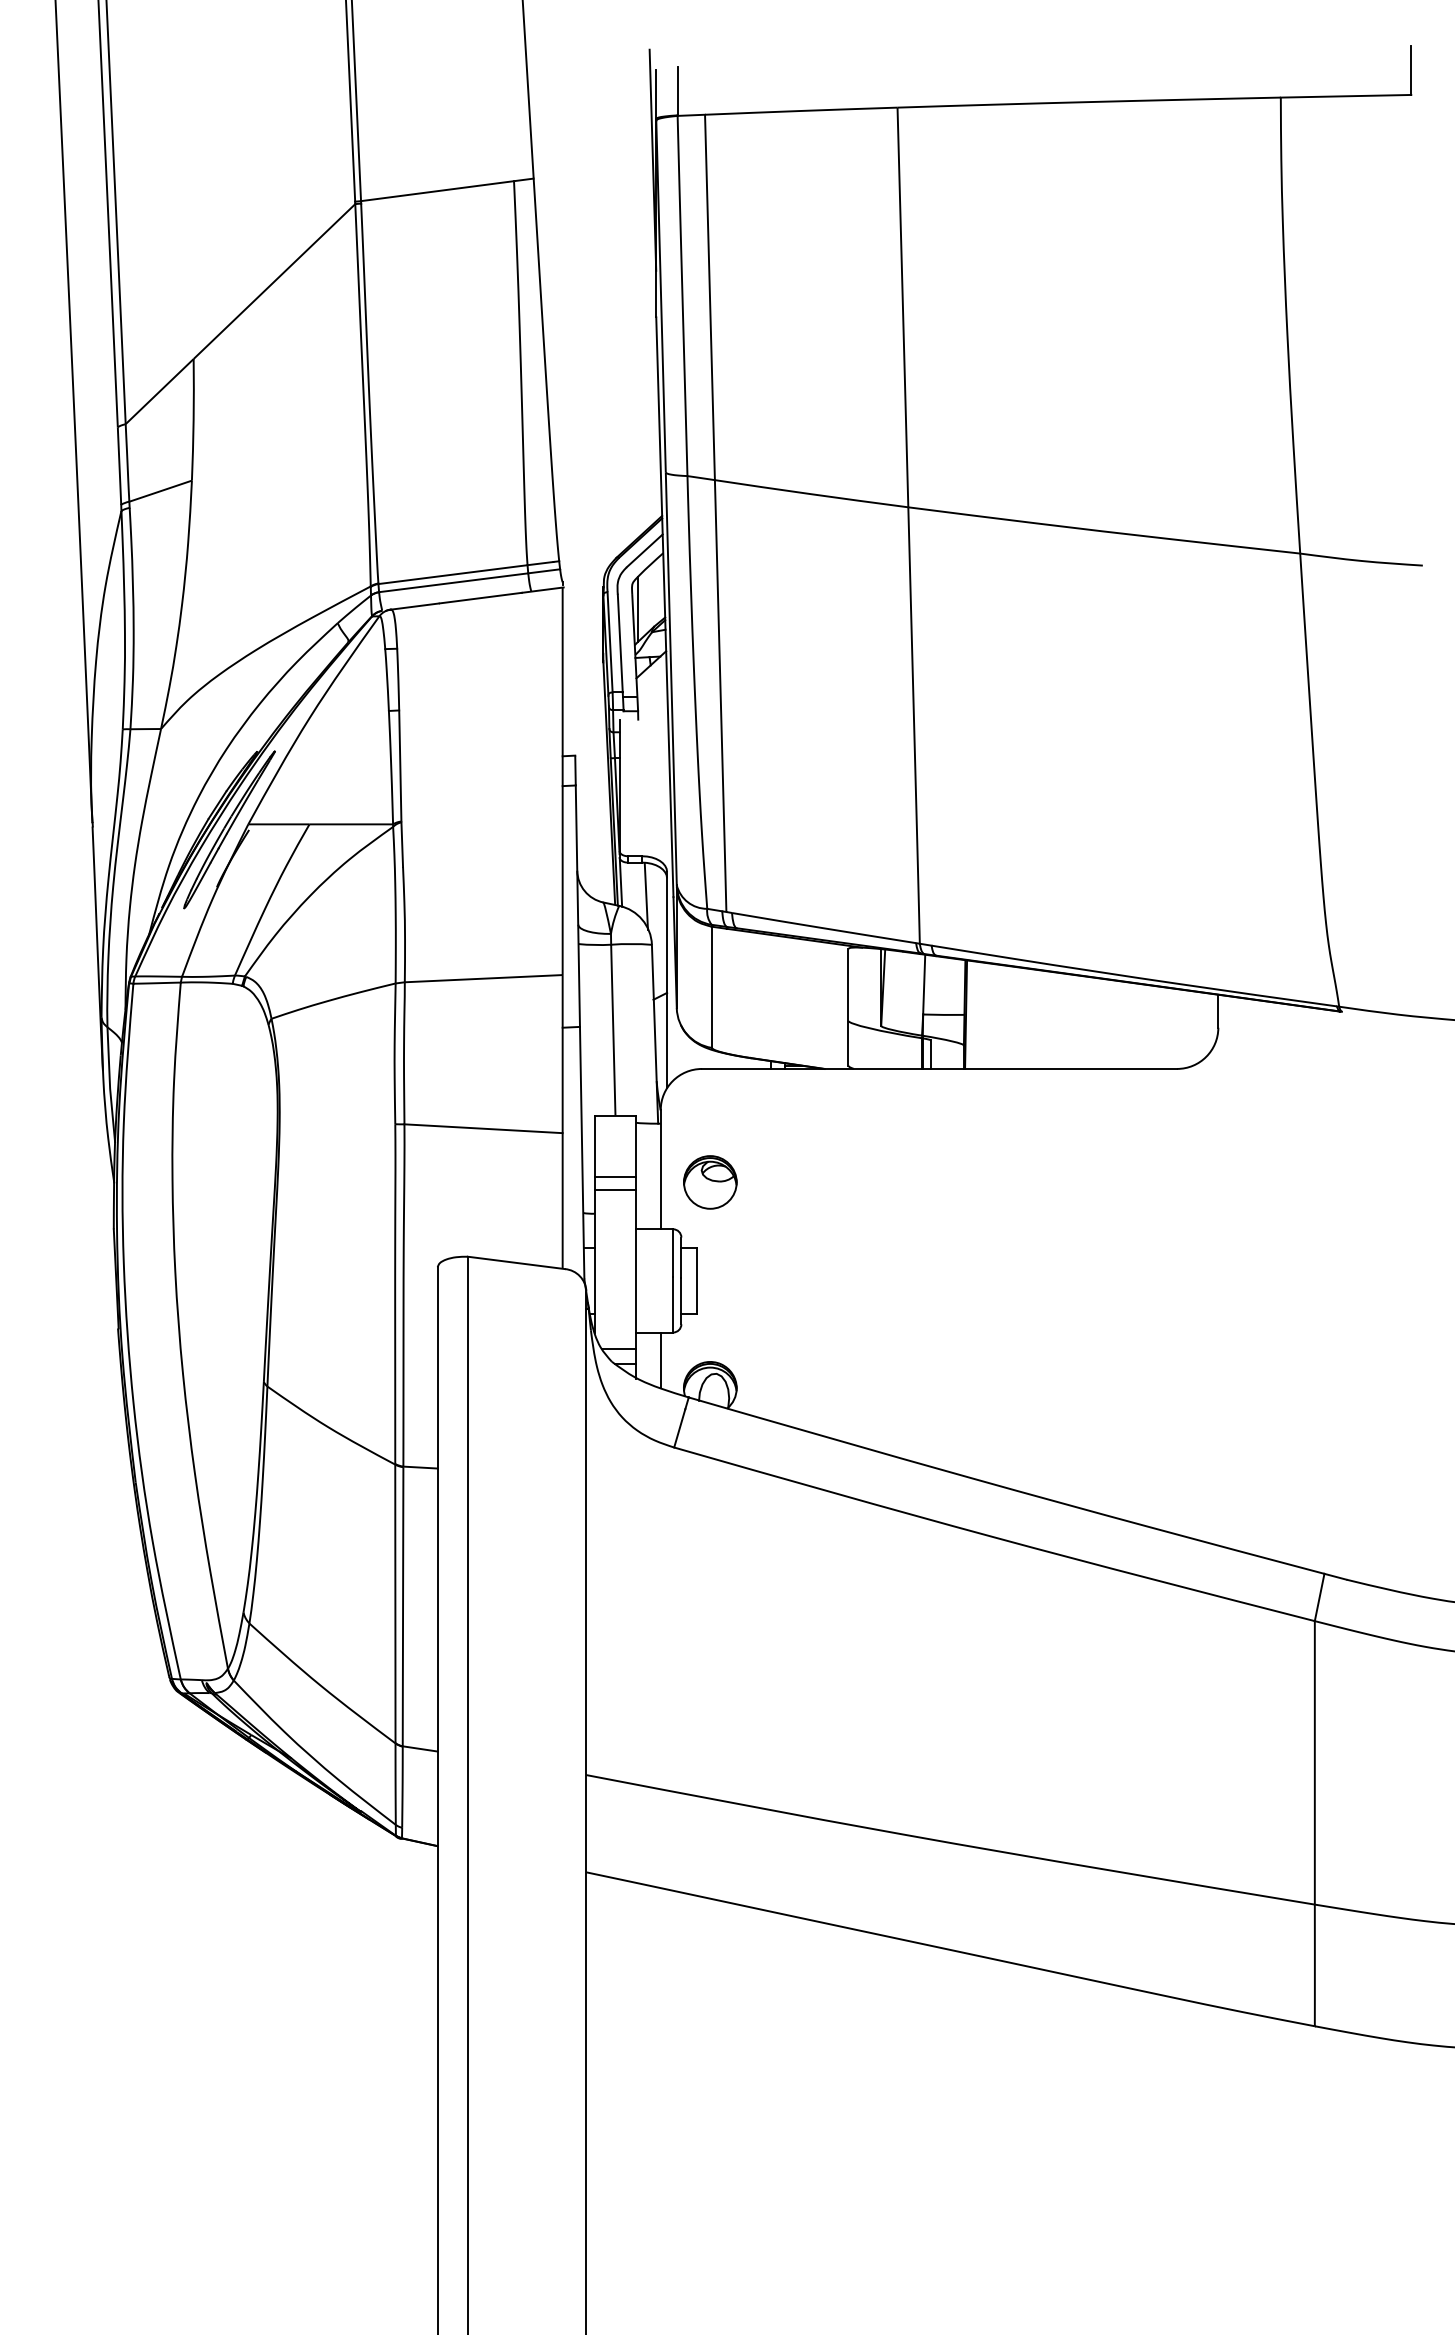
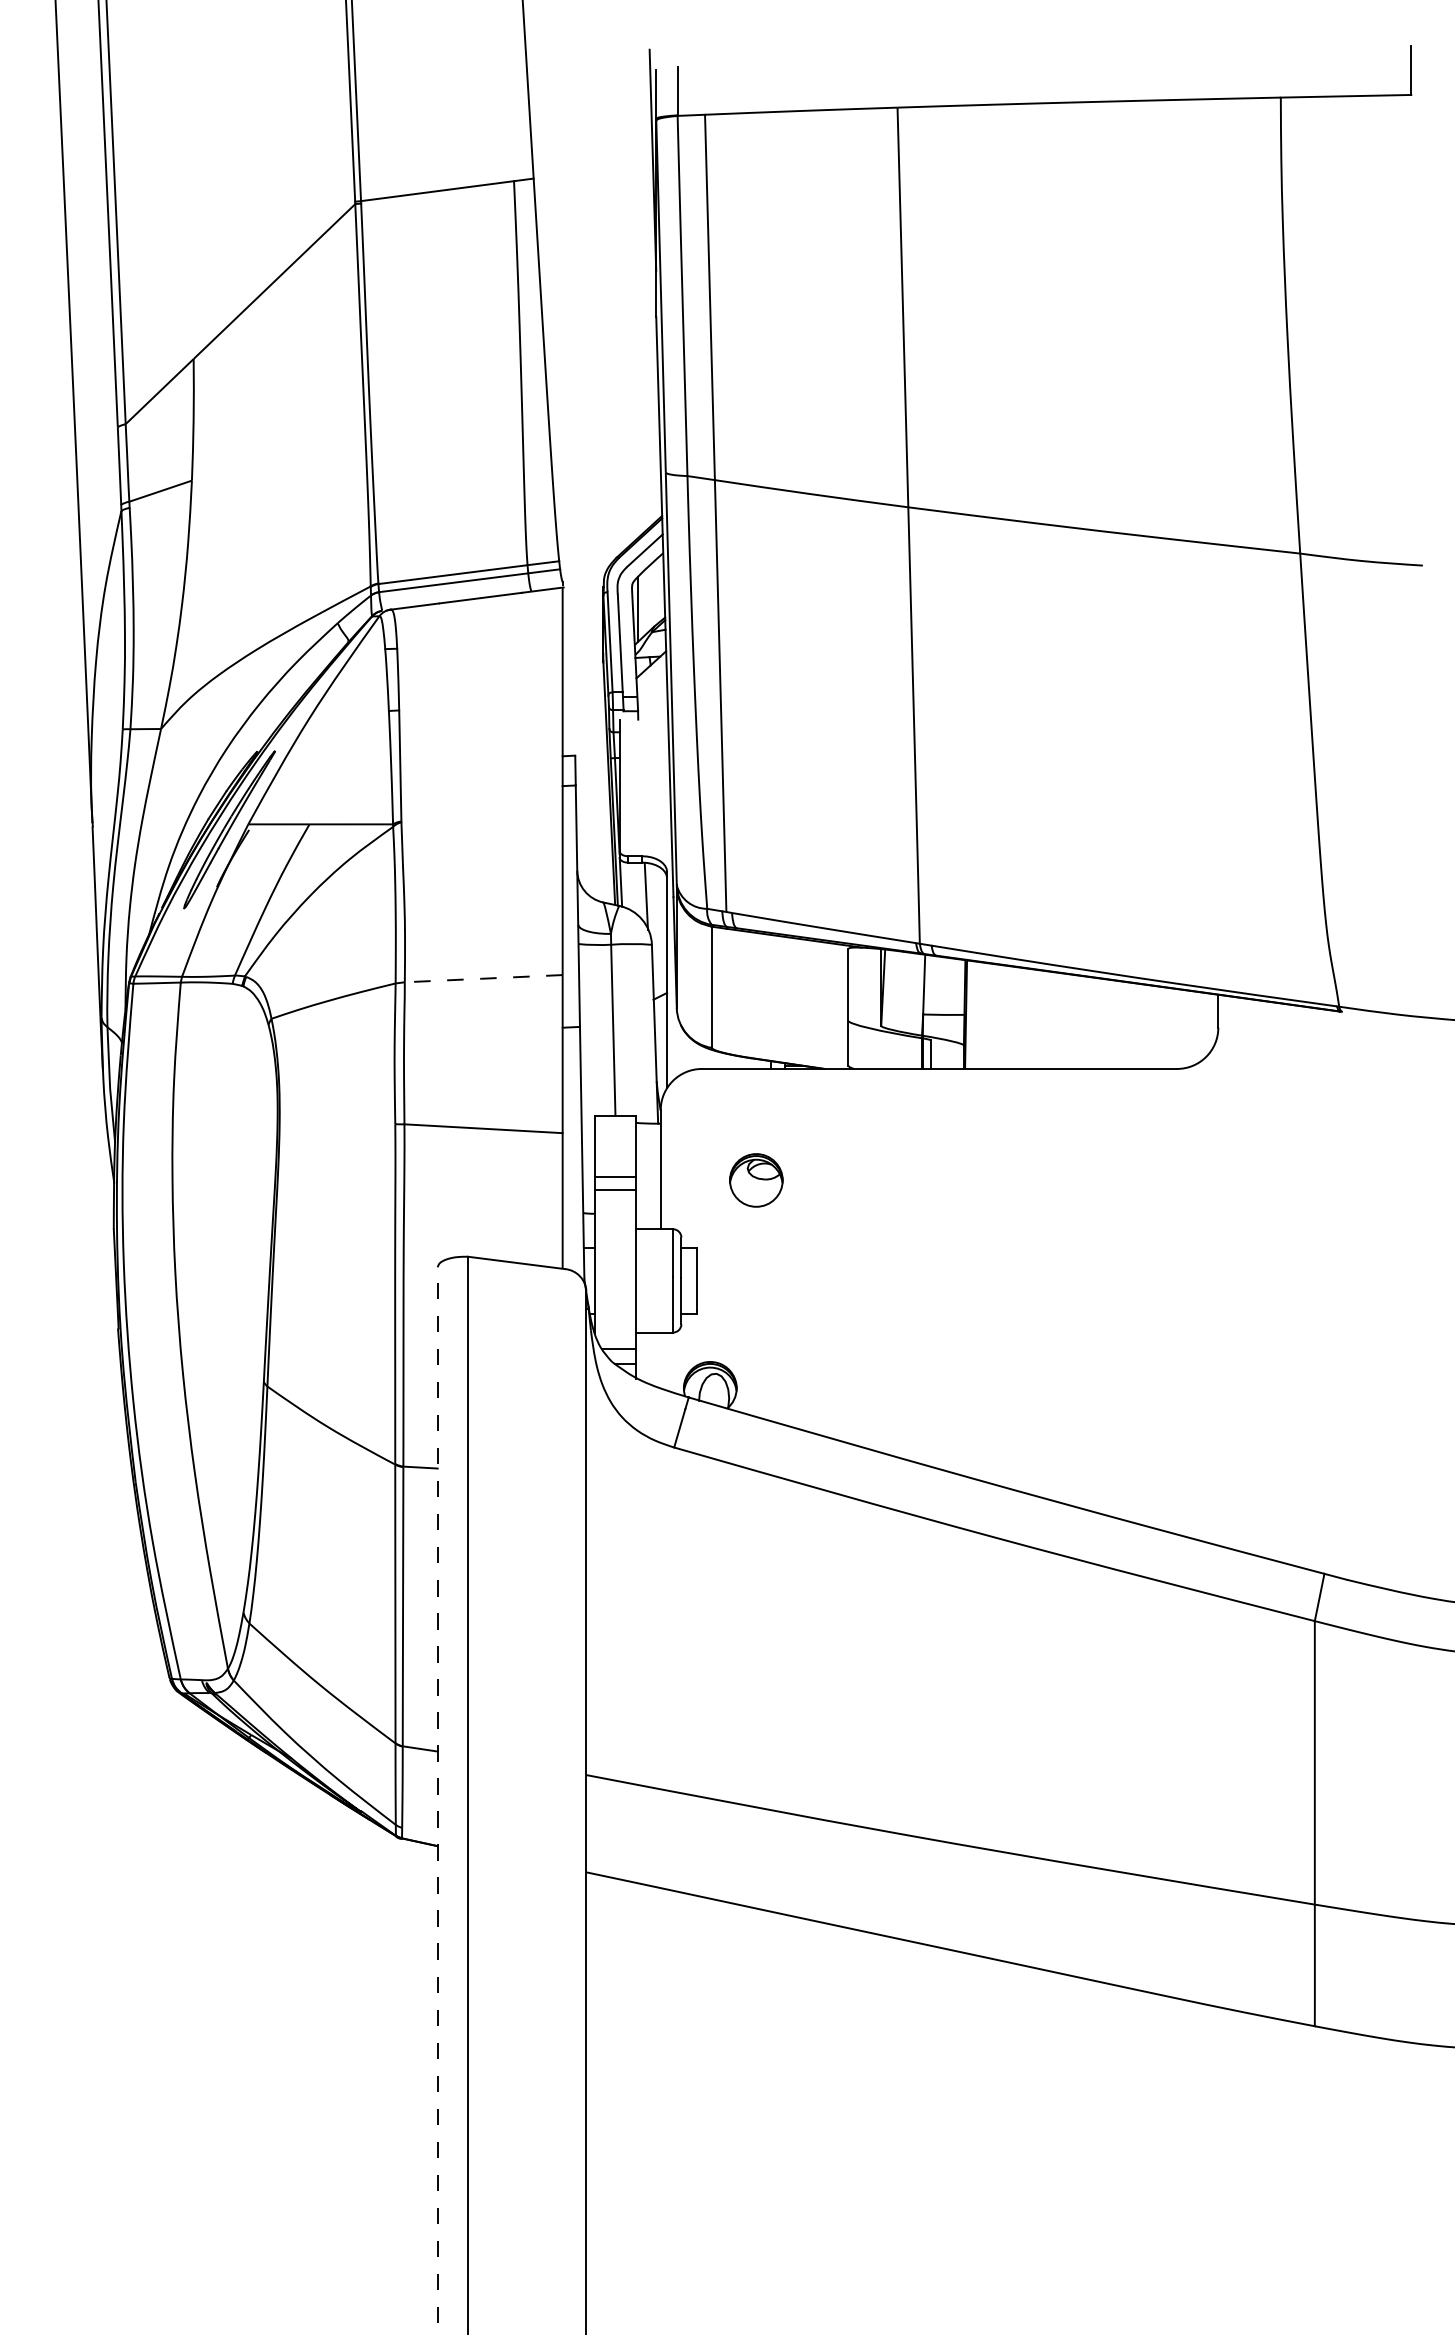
line: solid -> dashed (482, 978)
part position: (710, 1182) -> (756, 1180) (756, 1180)
line: present -> none (660, 1360)
line: solid -> dashed (437, 1800)
